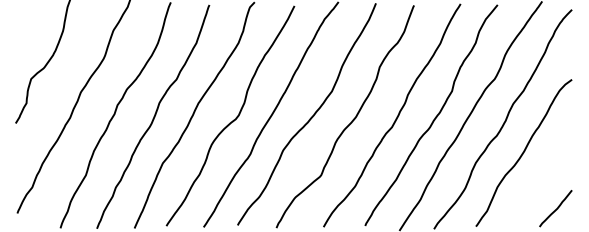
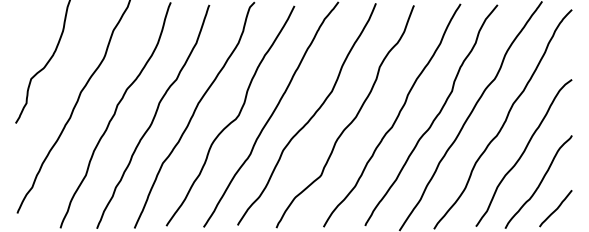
curve: none -> present (539, 182)
